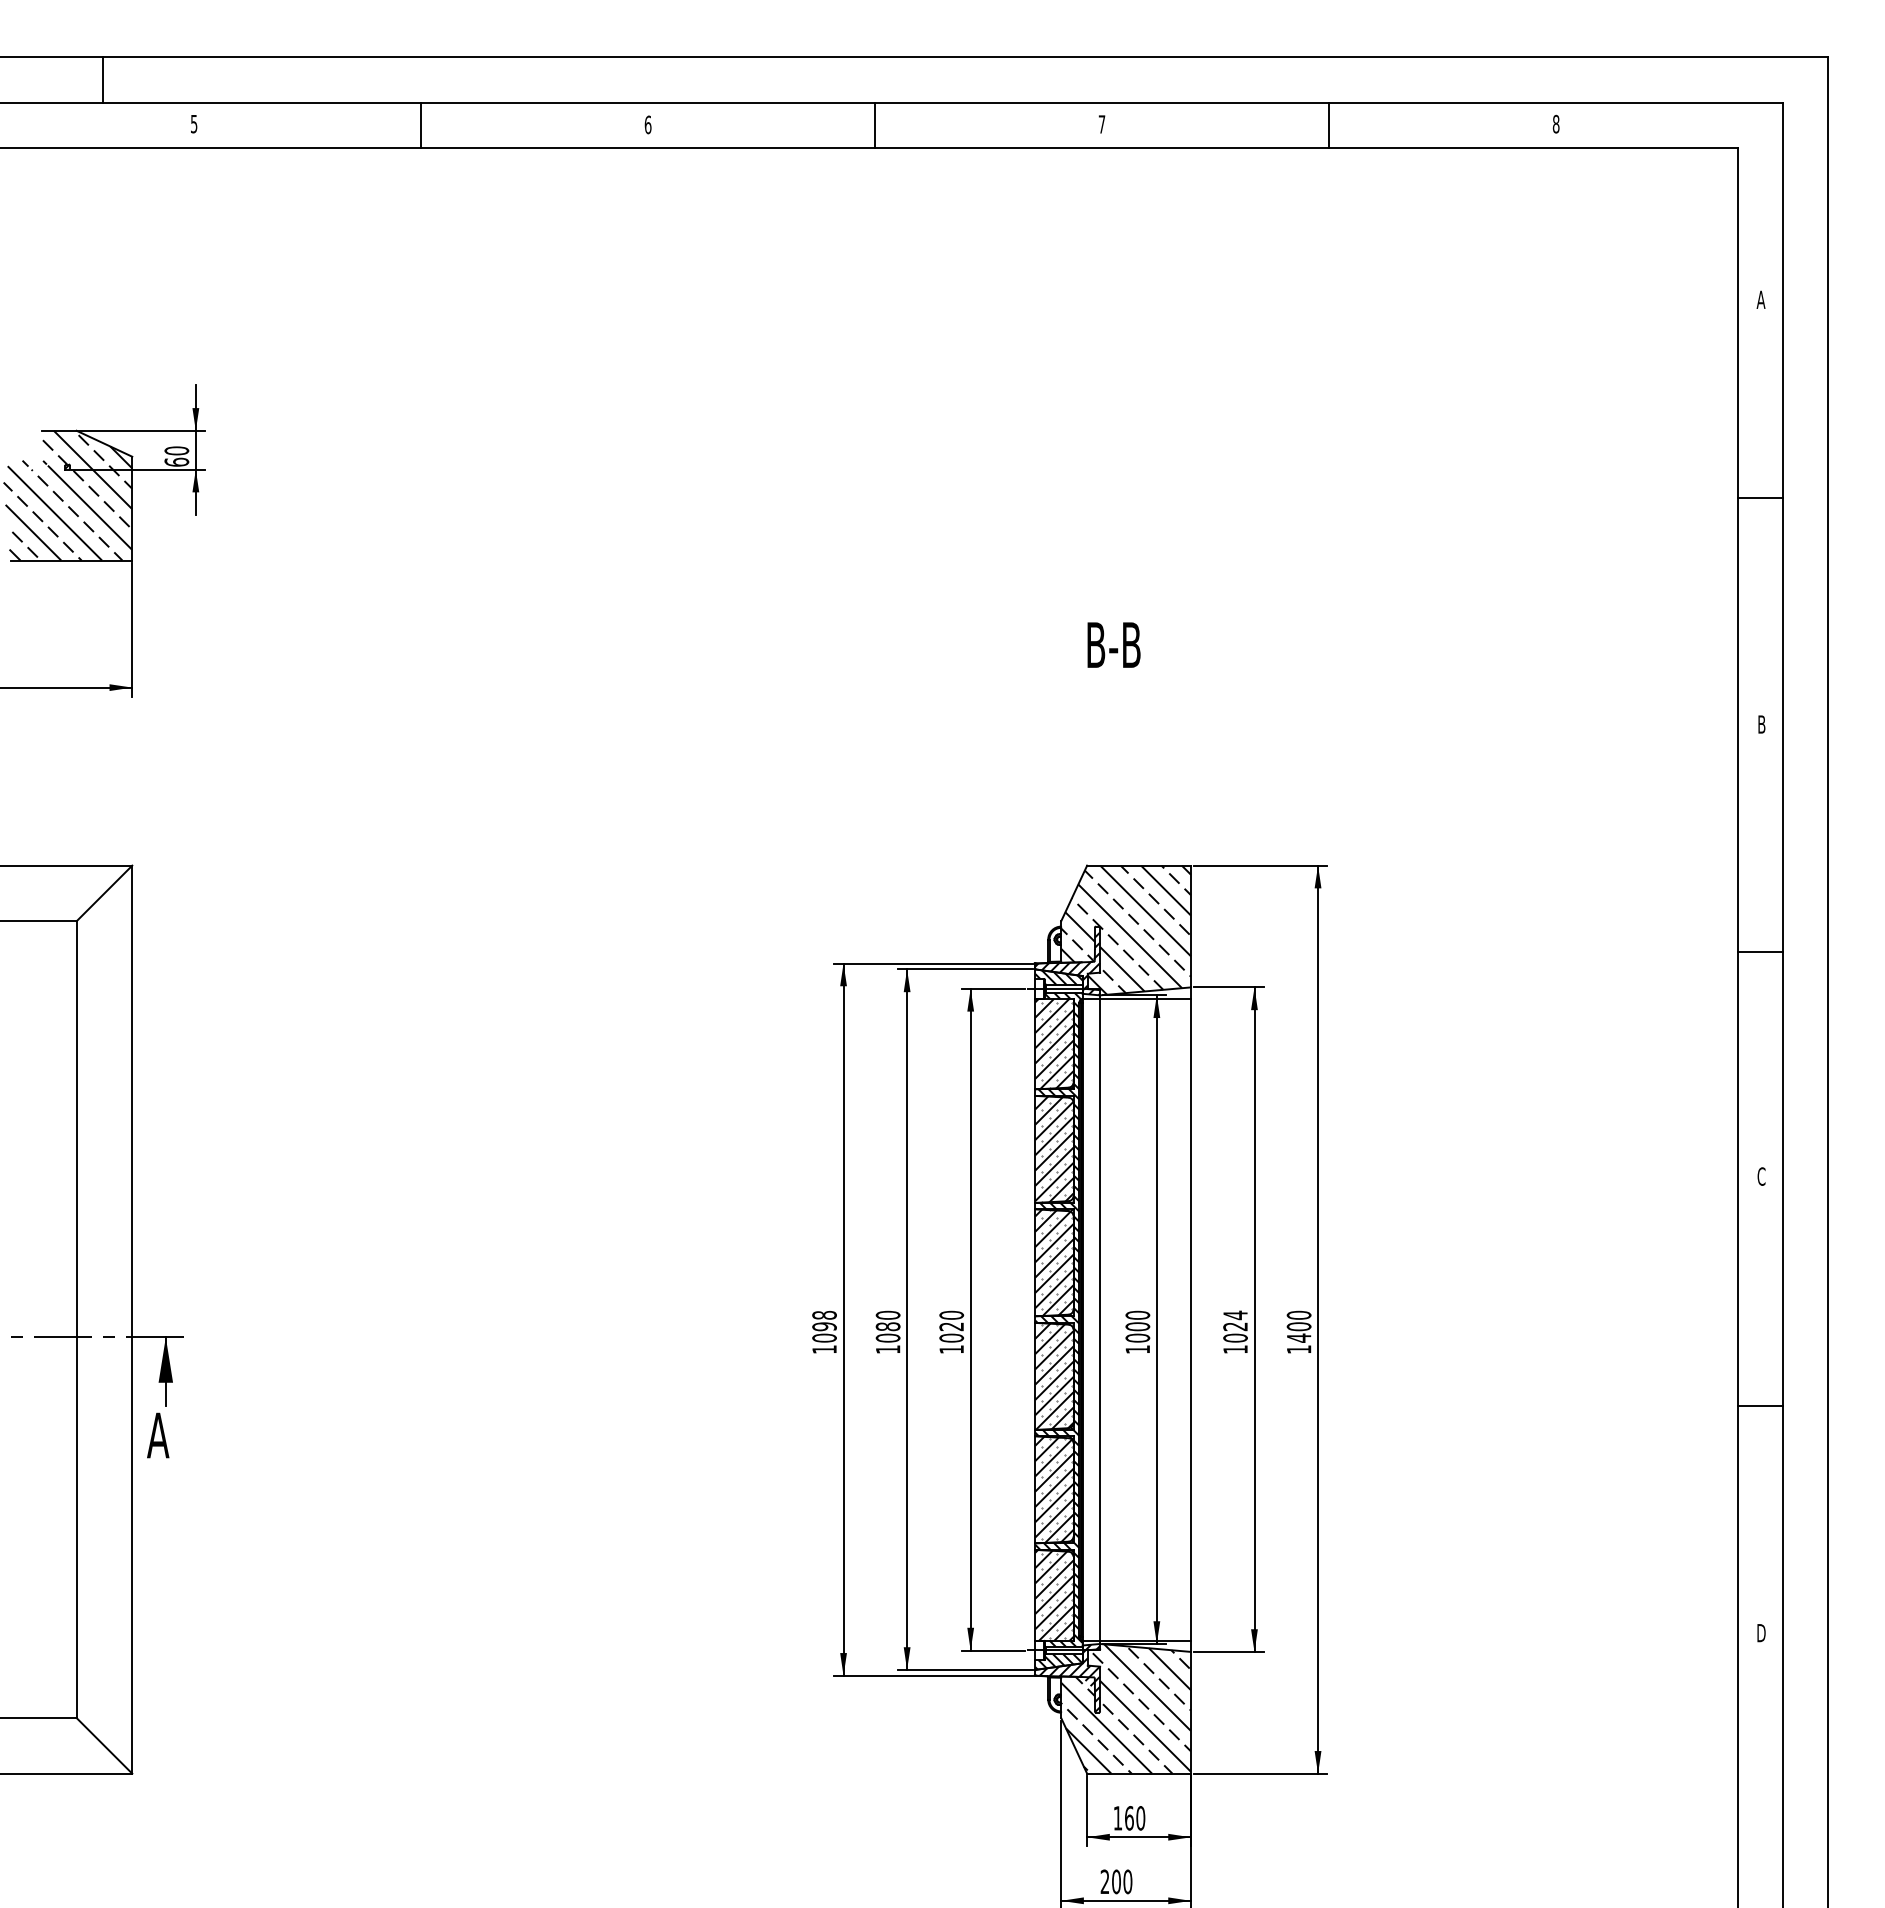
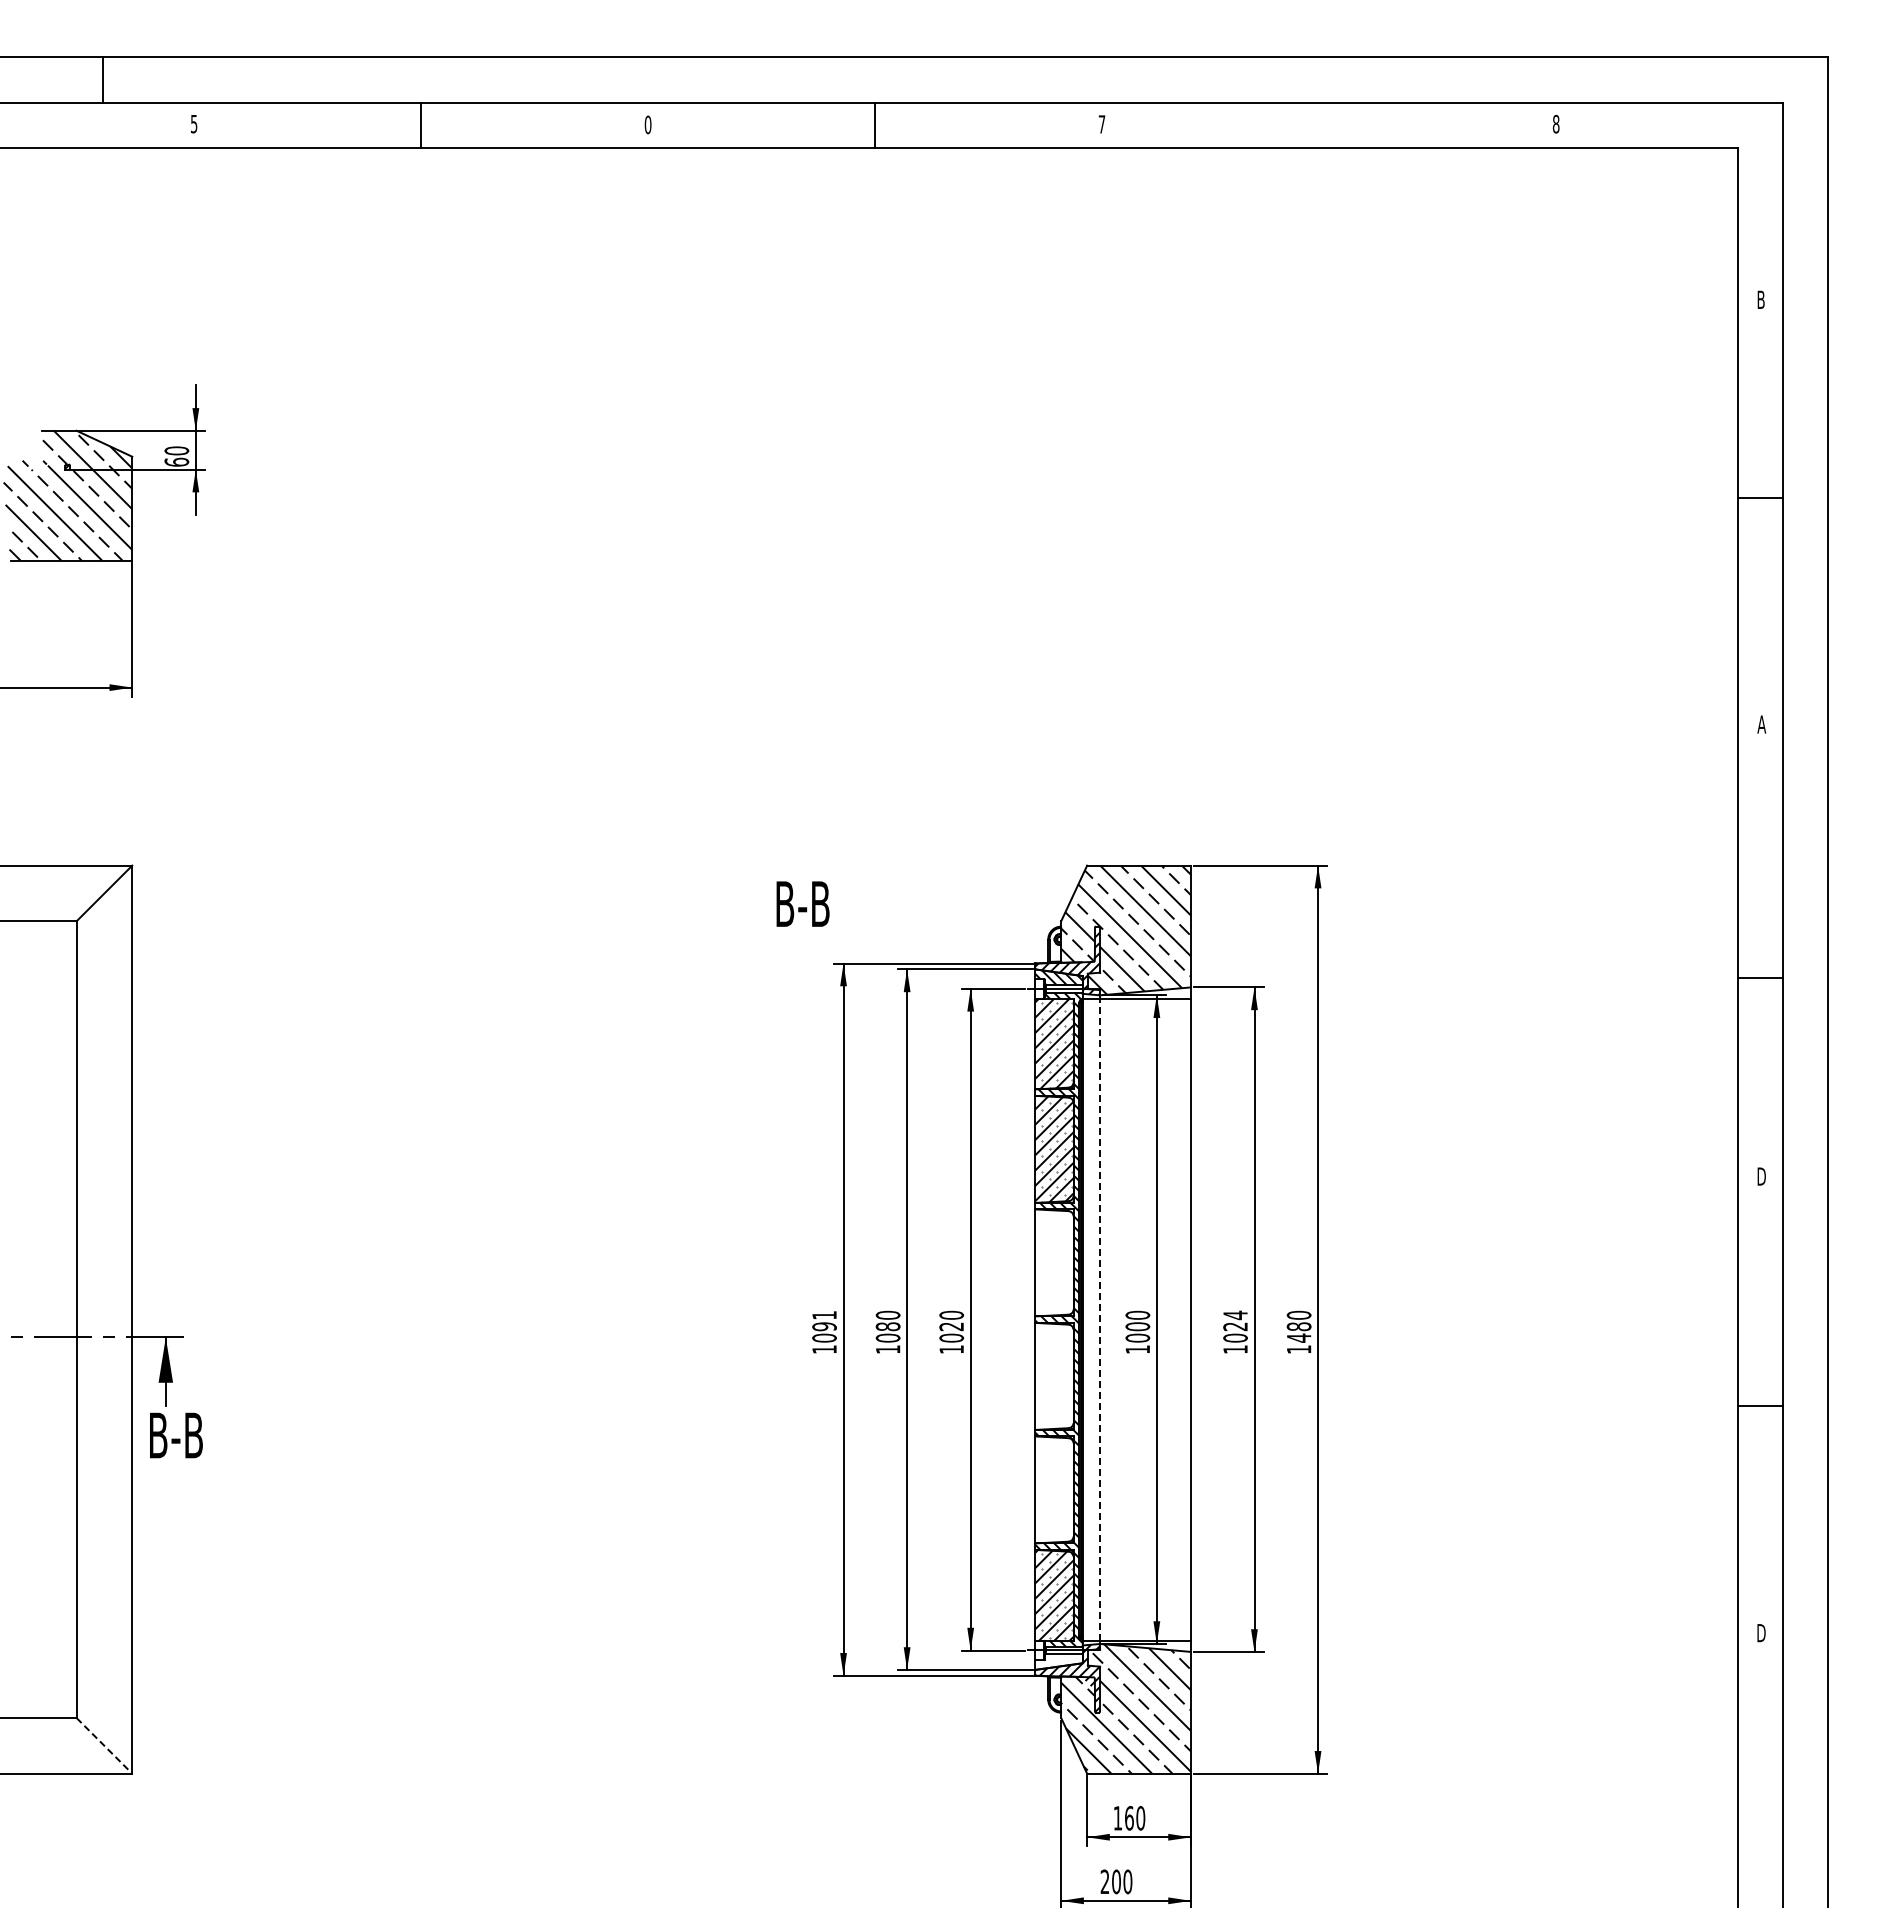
text: 6 -> 0 (648, 124)
line: present -> none (1328, 125)
text: A -> B (1760, 299)
text position: (1113, 644) -> (802, 903) (802, 903)
text: B -> A (1761, 724)
line position: (1759, 951) -> (1759, 977) (1759, 977)
text: C -> D (1761, 1176)
hatch: present -> none (1054, 1262)
text: 1098 -> 1091 (824, 1314)
line: solid -> dashed (1100, 1319)
text: 1400 -> 1480 (1299, 1326)
hatch: present -> none (1054, 1375)
text: A -> B-B (174, 1435)
hatch: present -> none (1054, 1489)
hatch: present -> none (1058, 1661)
line: solid -> dashed (104, 1746)
